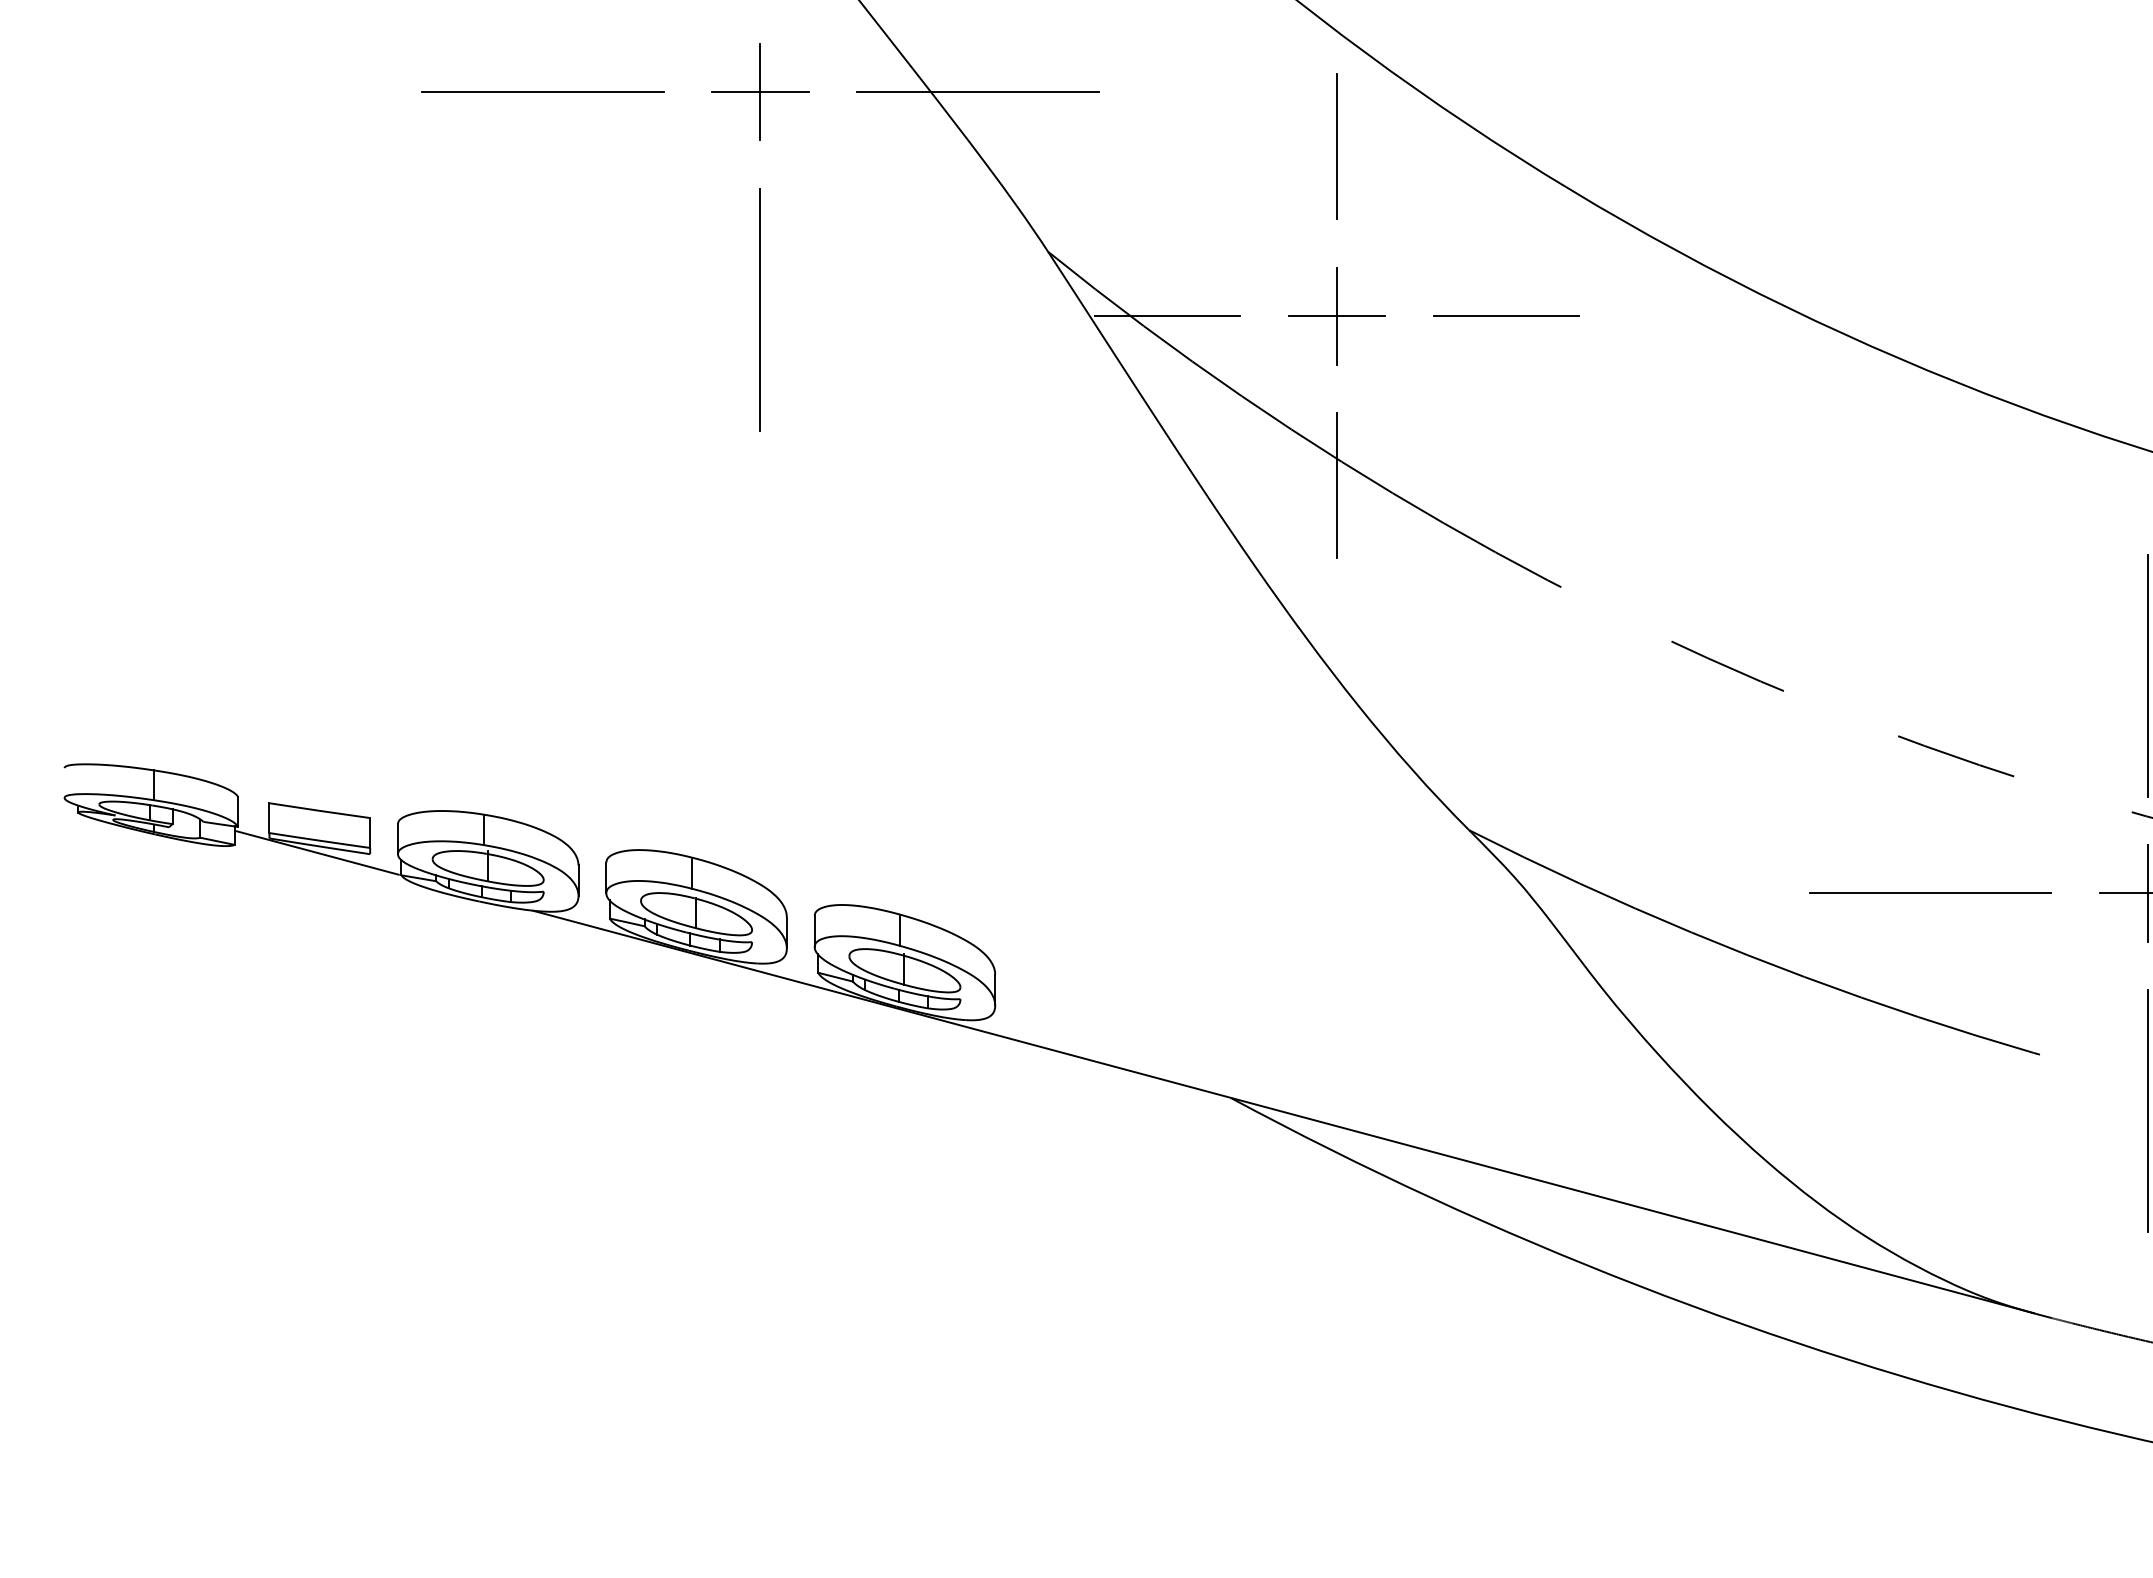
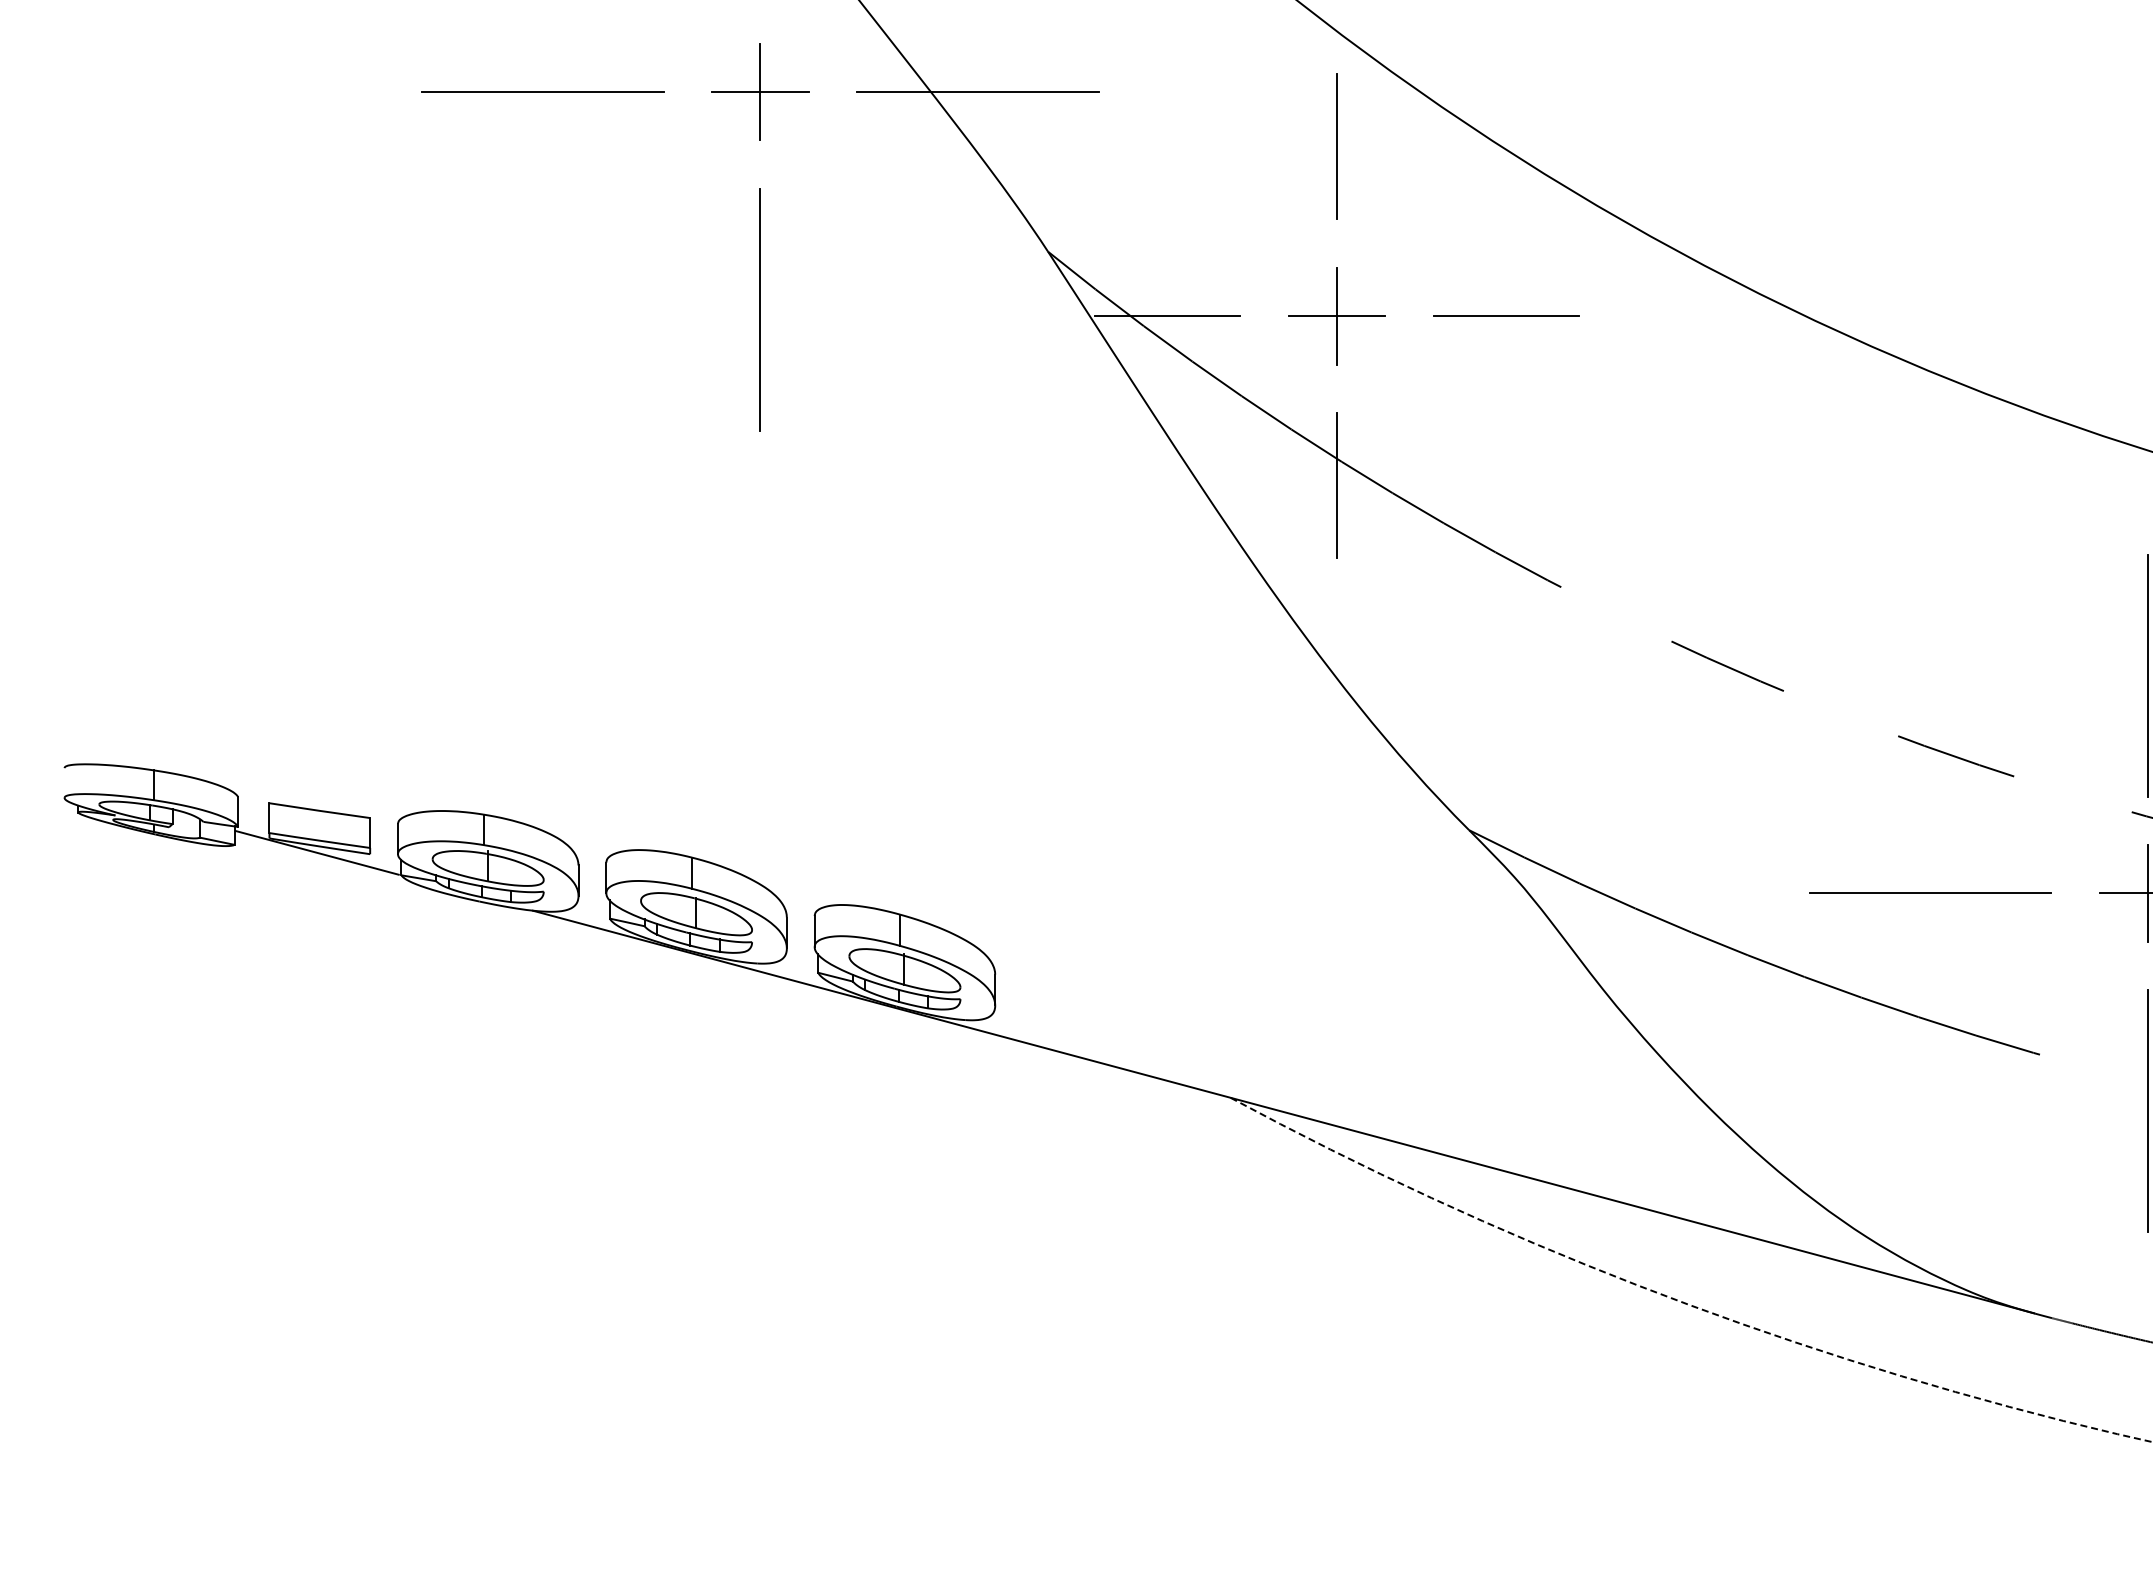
arc: solid -> dashed (1678, 1300)
